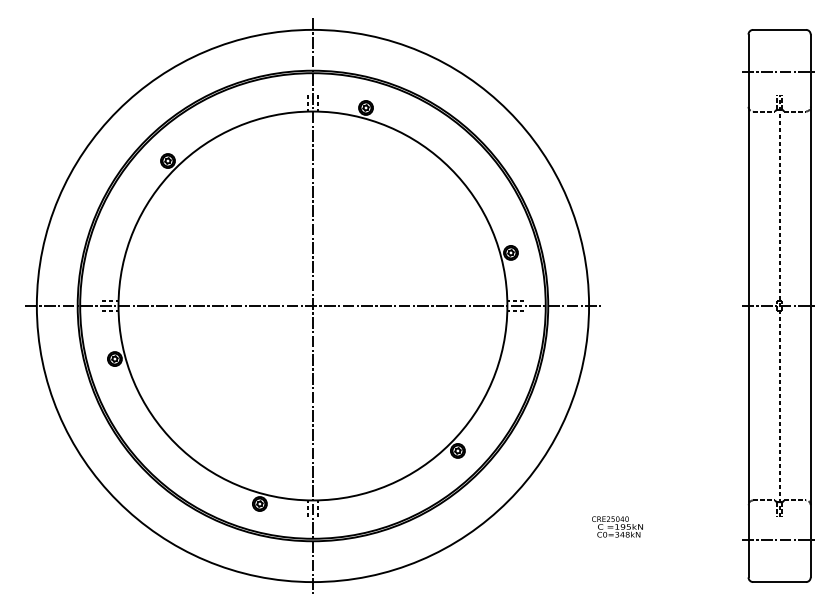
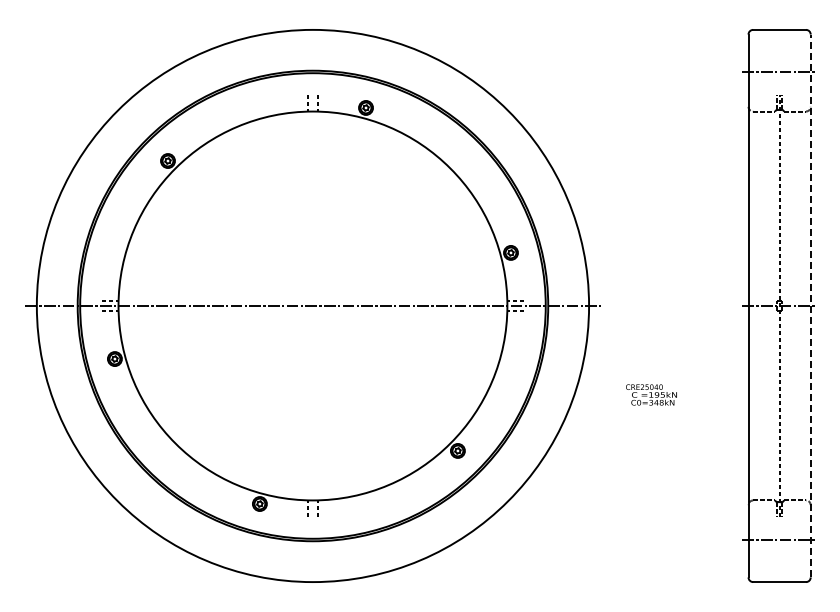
line: present -> none (312, 305)
line: solid -> dashed (810, 305)
text position: (617, 526) -> (651, 394) (651, 394)
